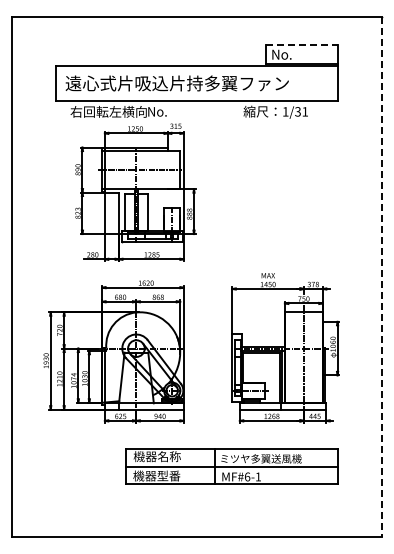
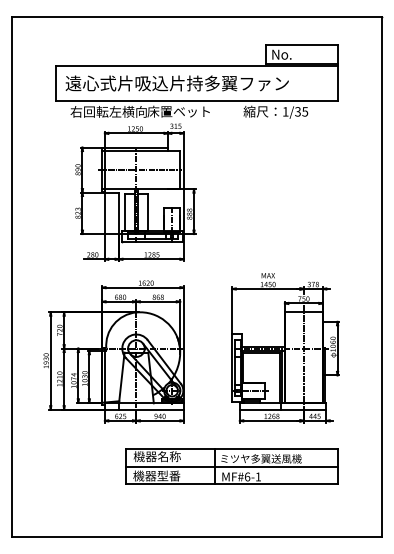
line: dashed -> solid (302, 45)
text: No. -> 床置ベット (178, 111)
text: 1/31 -> 1/35 (305, 111)
line: dashed -> solid (382, 277)
